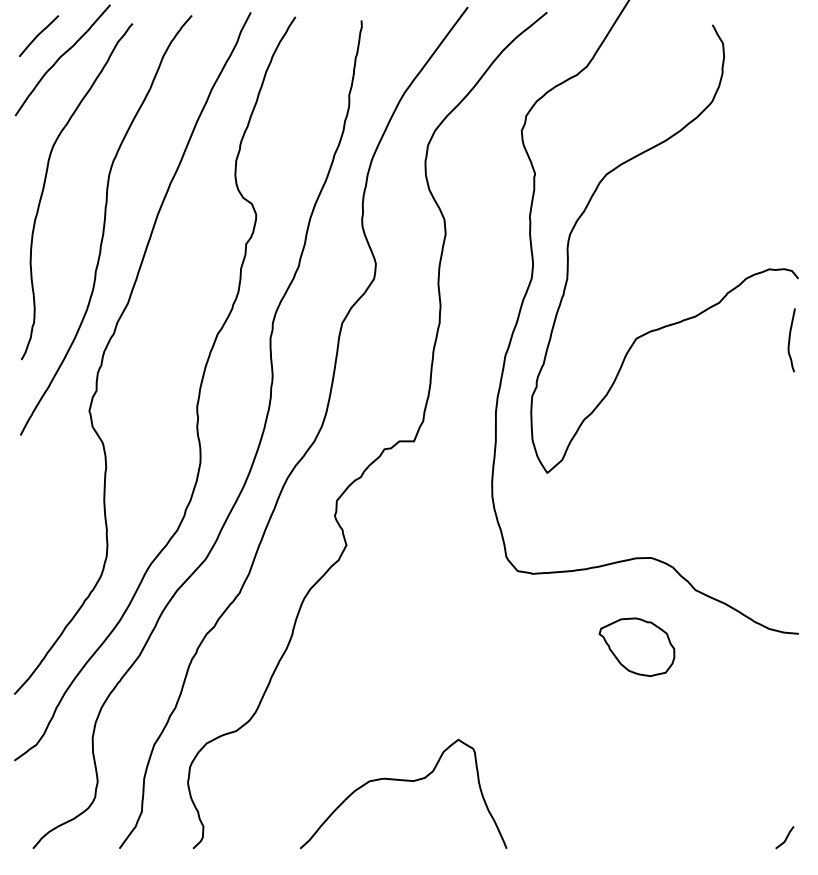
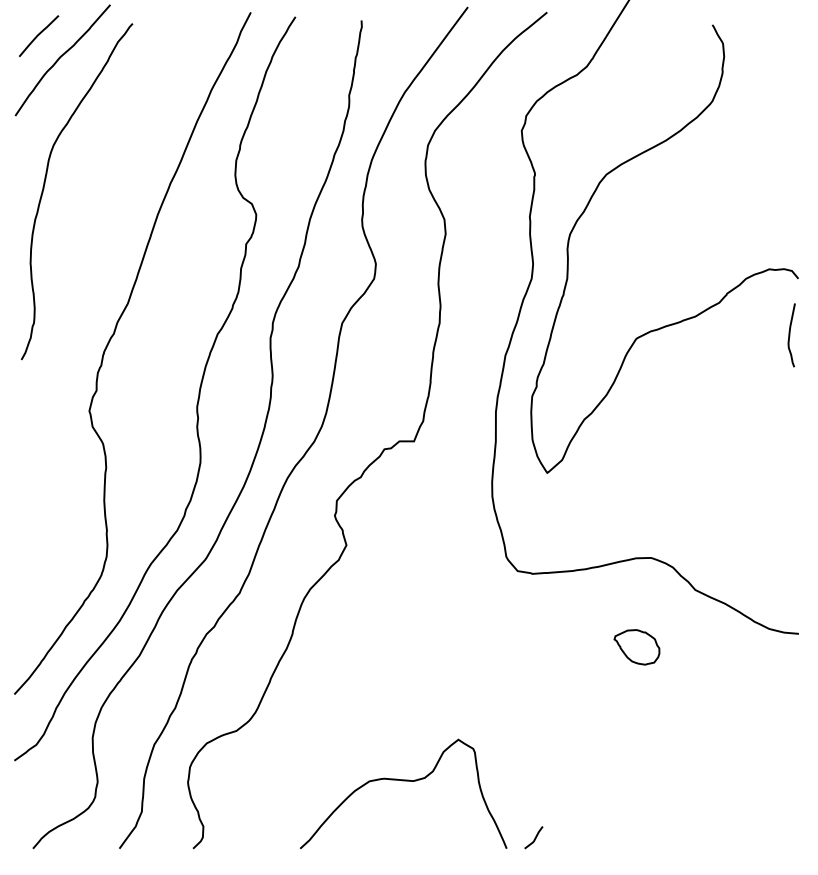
curve: present -> none (105, 225)
curve position: (790, 340) -> (790, 335) (790, 335)
part size: 78x61 px -> 48x37 px (636, 647)
line position: (785, 837) -> (534, 837) (534, 837)
